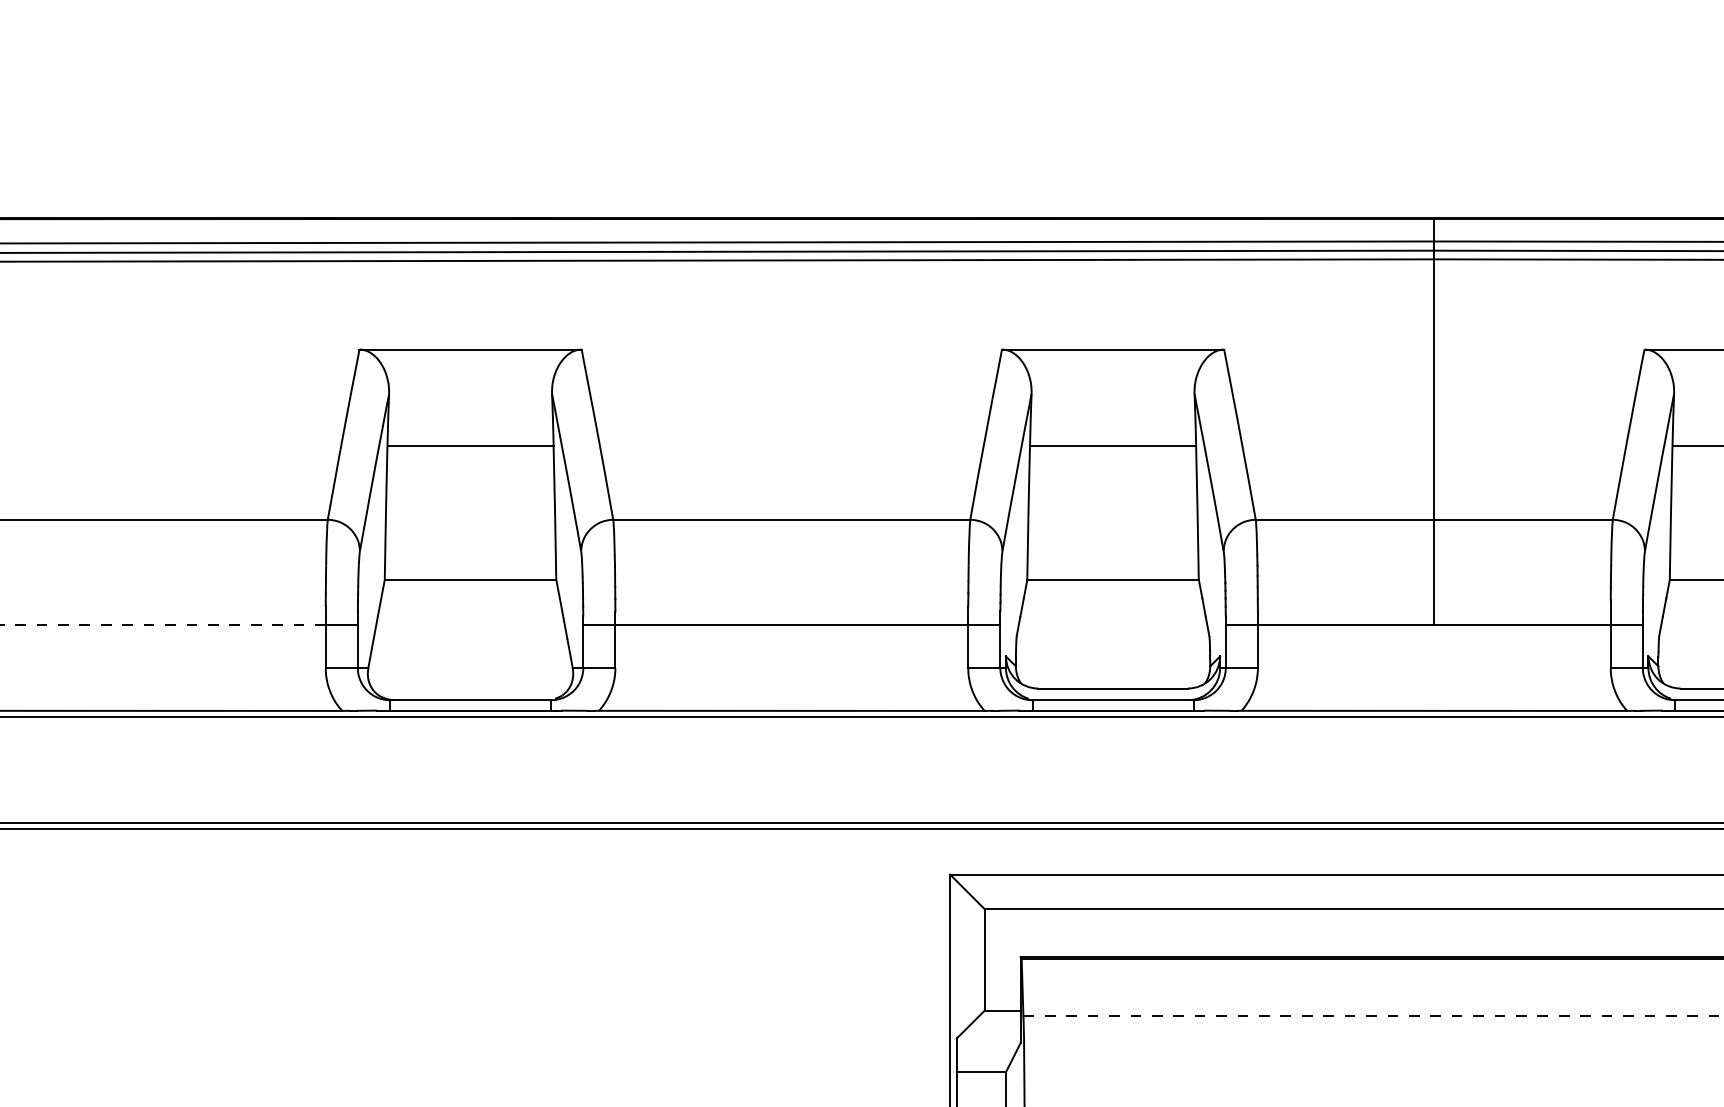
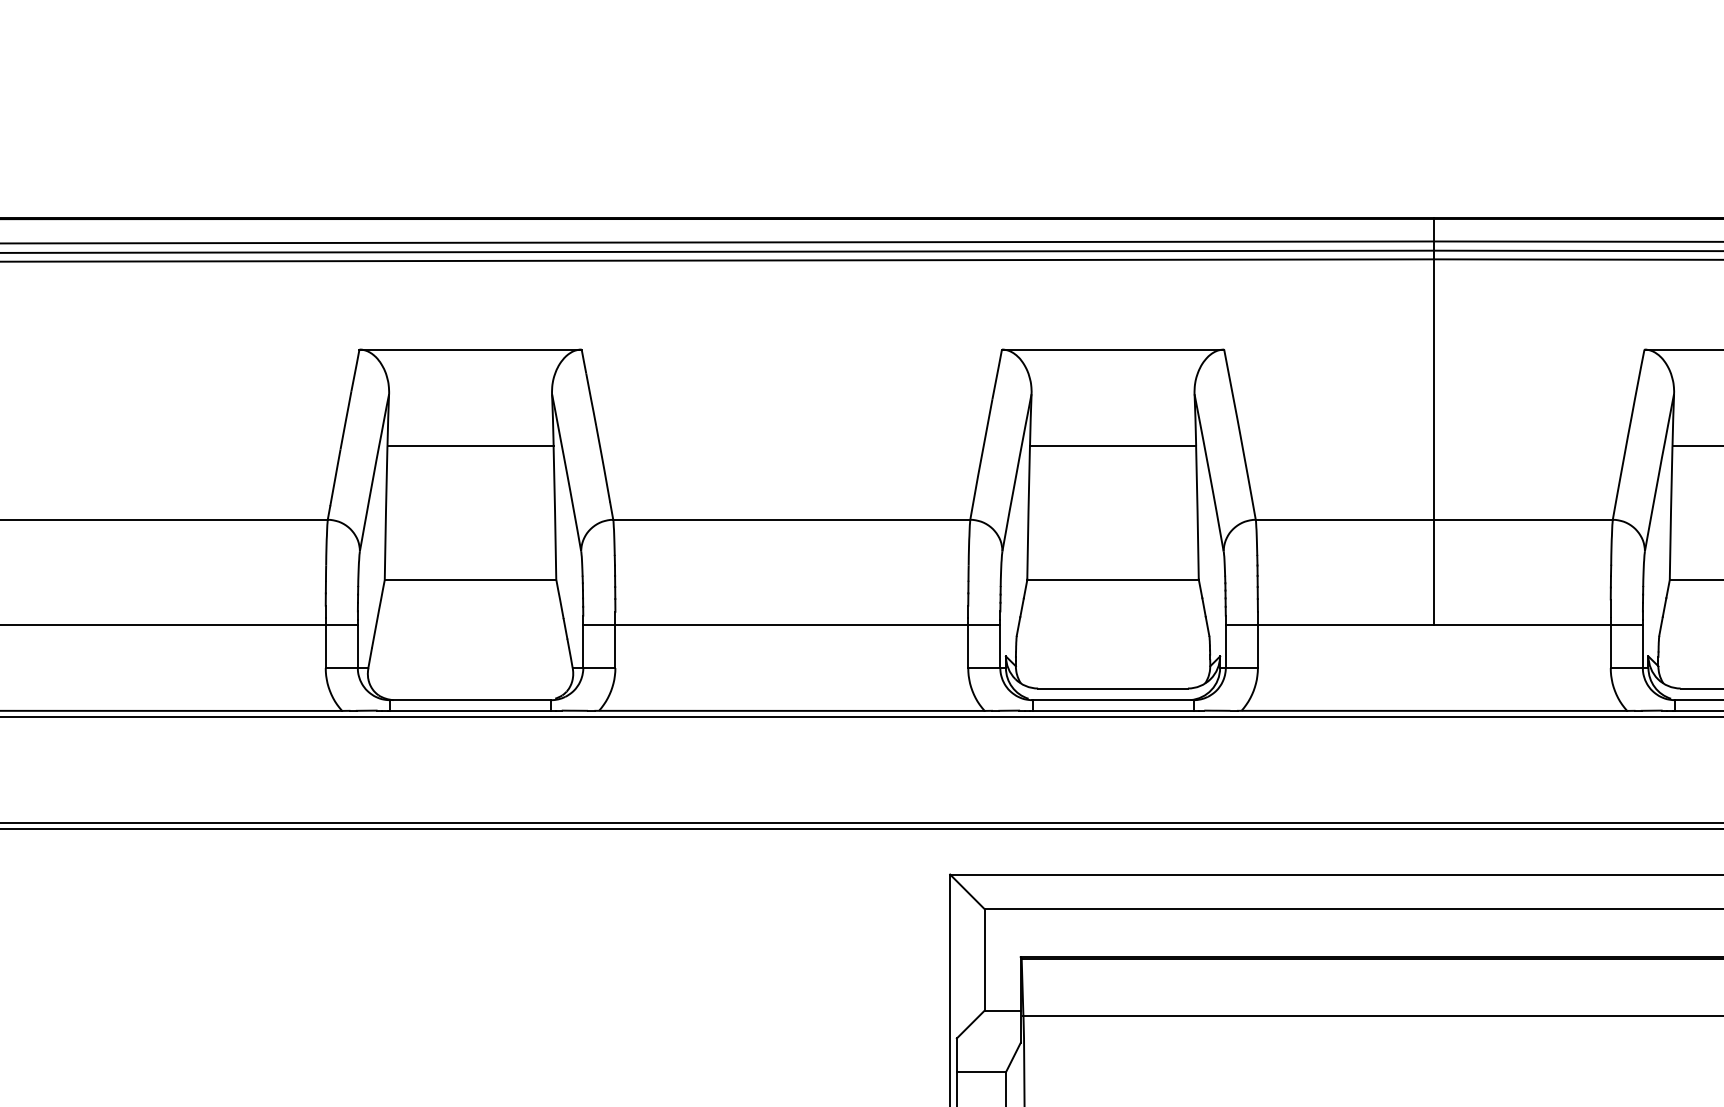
line: dashed -> solid (162, 624)
line: dashed -> solid (1373, 1015)
